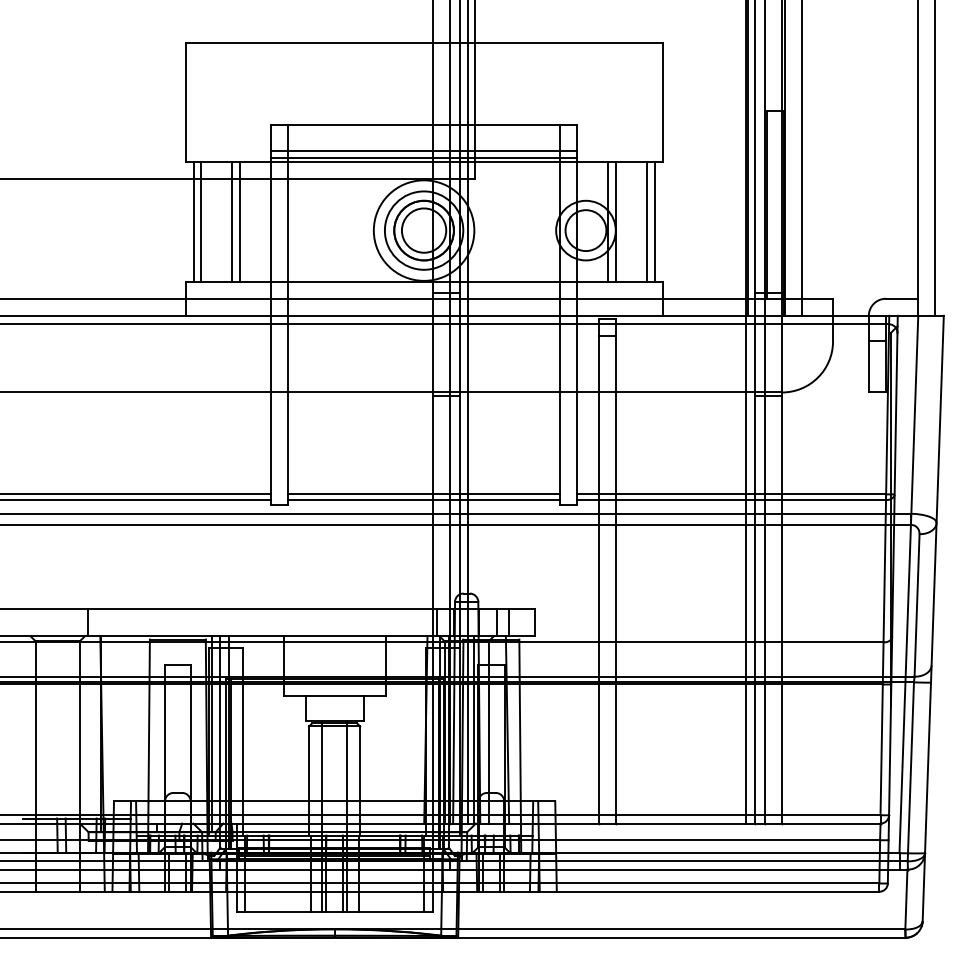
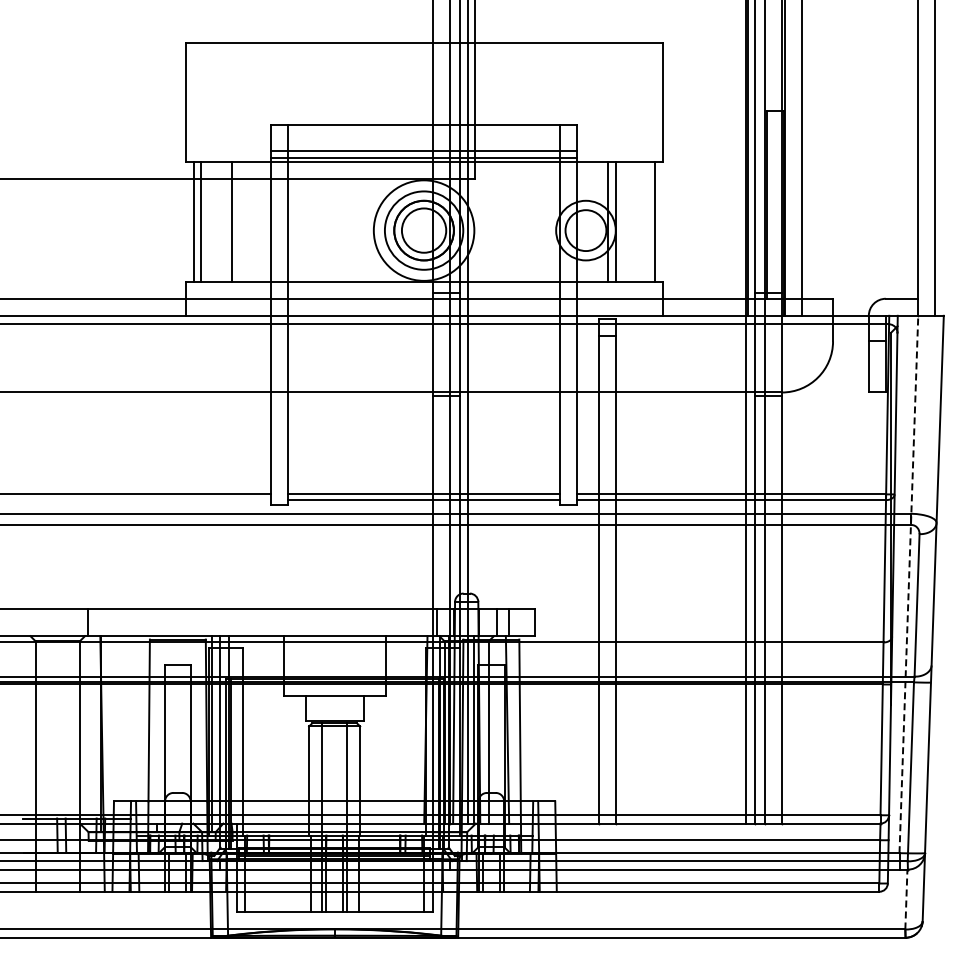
line: present -> none (239, 221)
line: present -> none (646, 221)
line: present -> none (136, 500)
line: solid -> dashed (908, 584)
line: solid -> dashed (906, 899)
